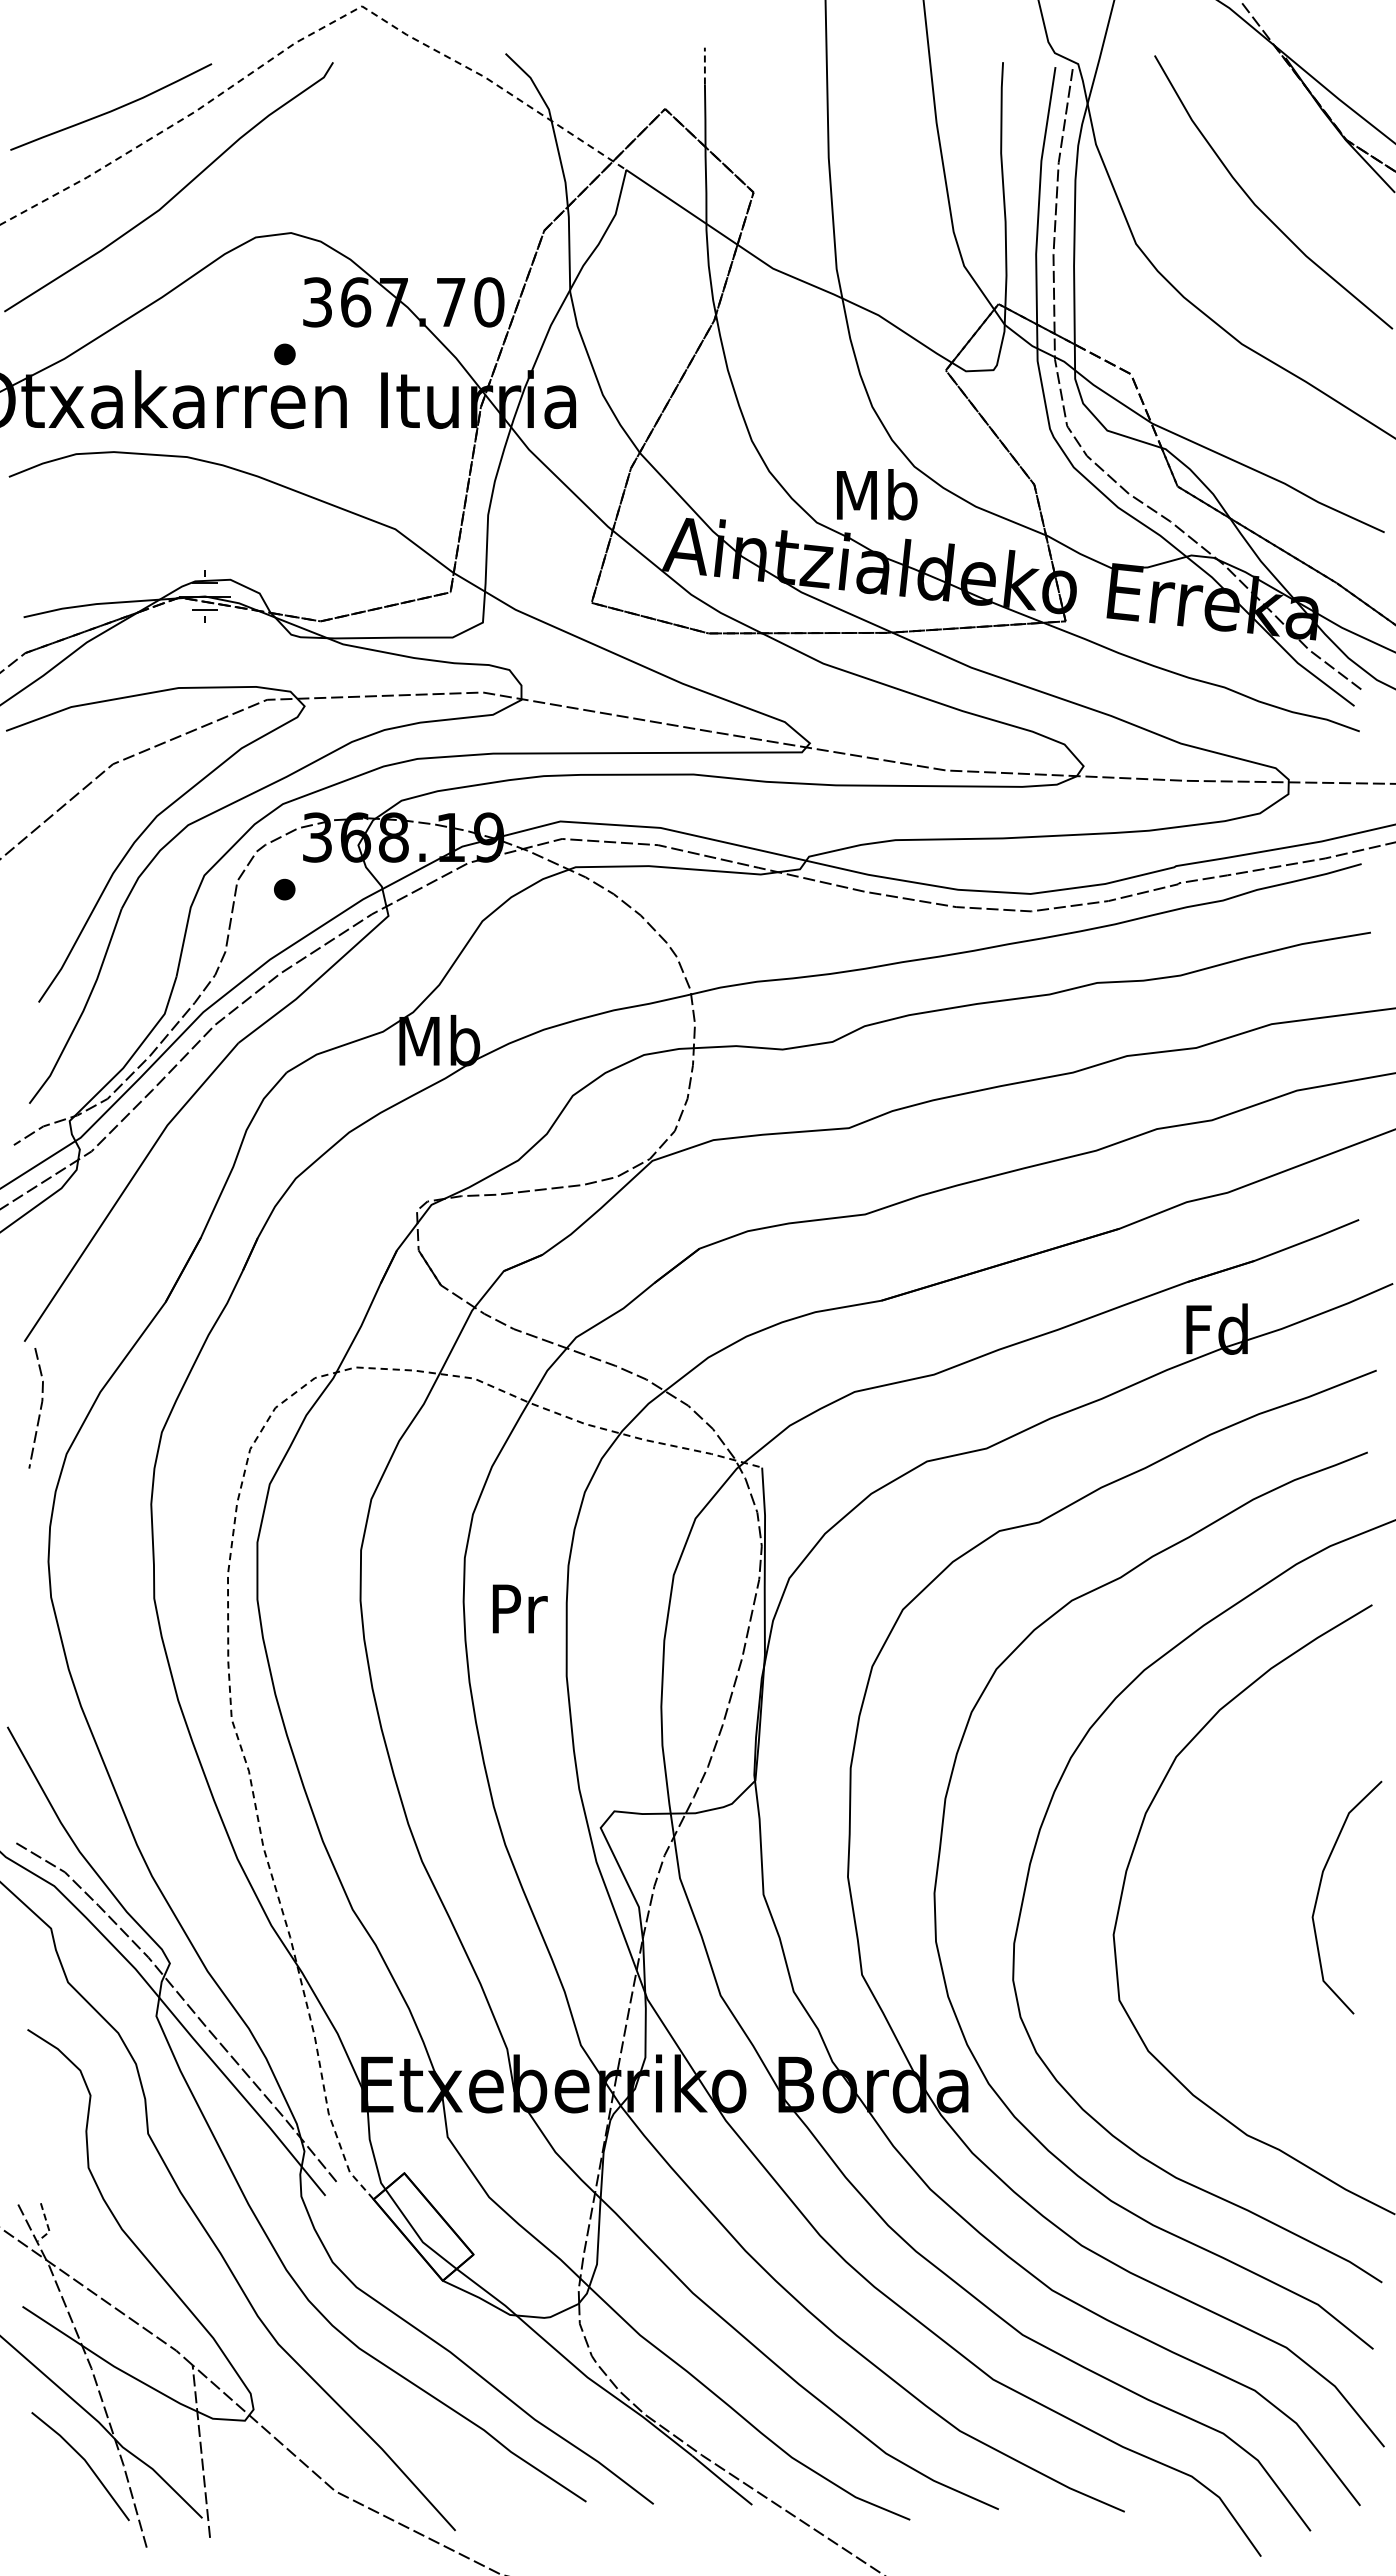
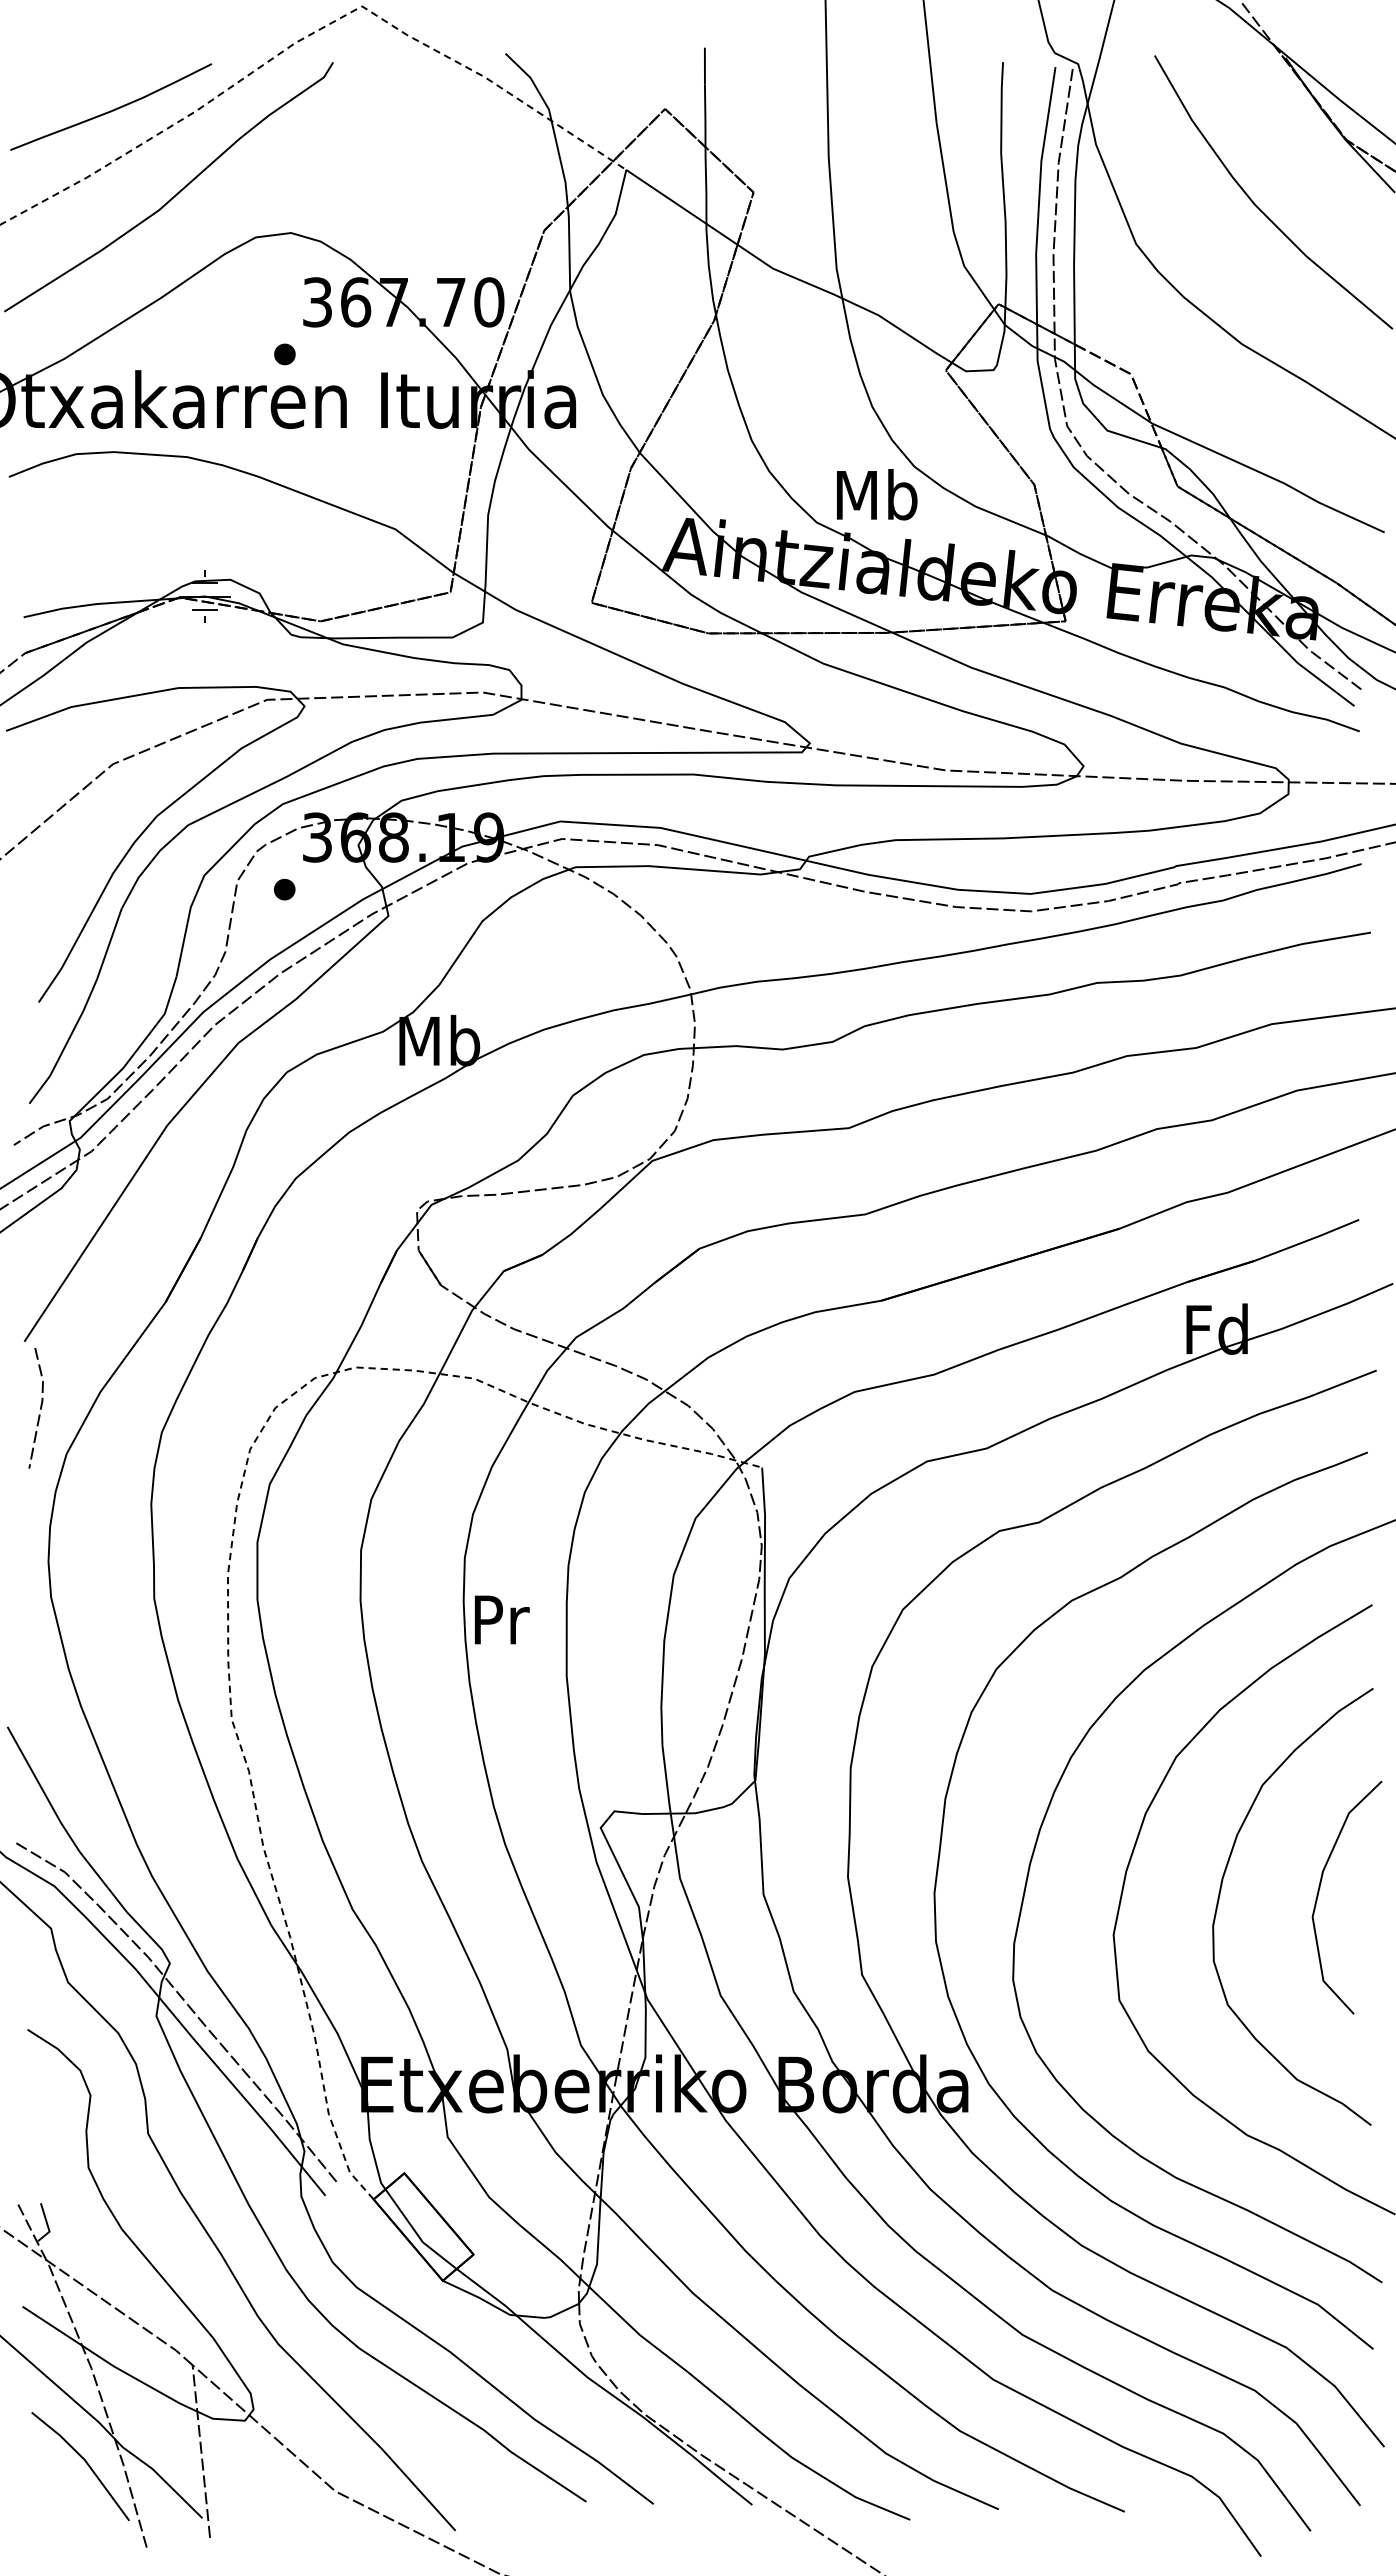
line: dashed -> solid (704, 65)
text position: (519, 1608) -> (501, 1619) (501, 1619)
curve: none -> present (1221, 1890)
line: dashed -> solid (47, 2225)
